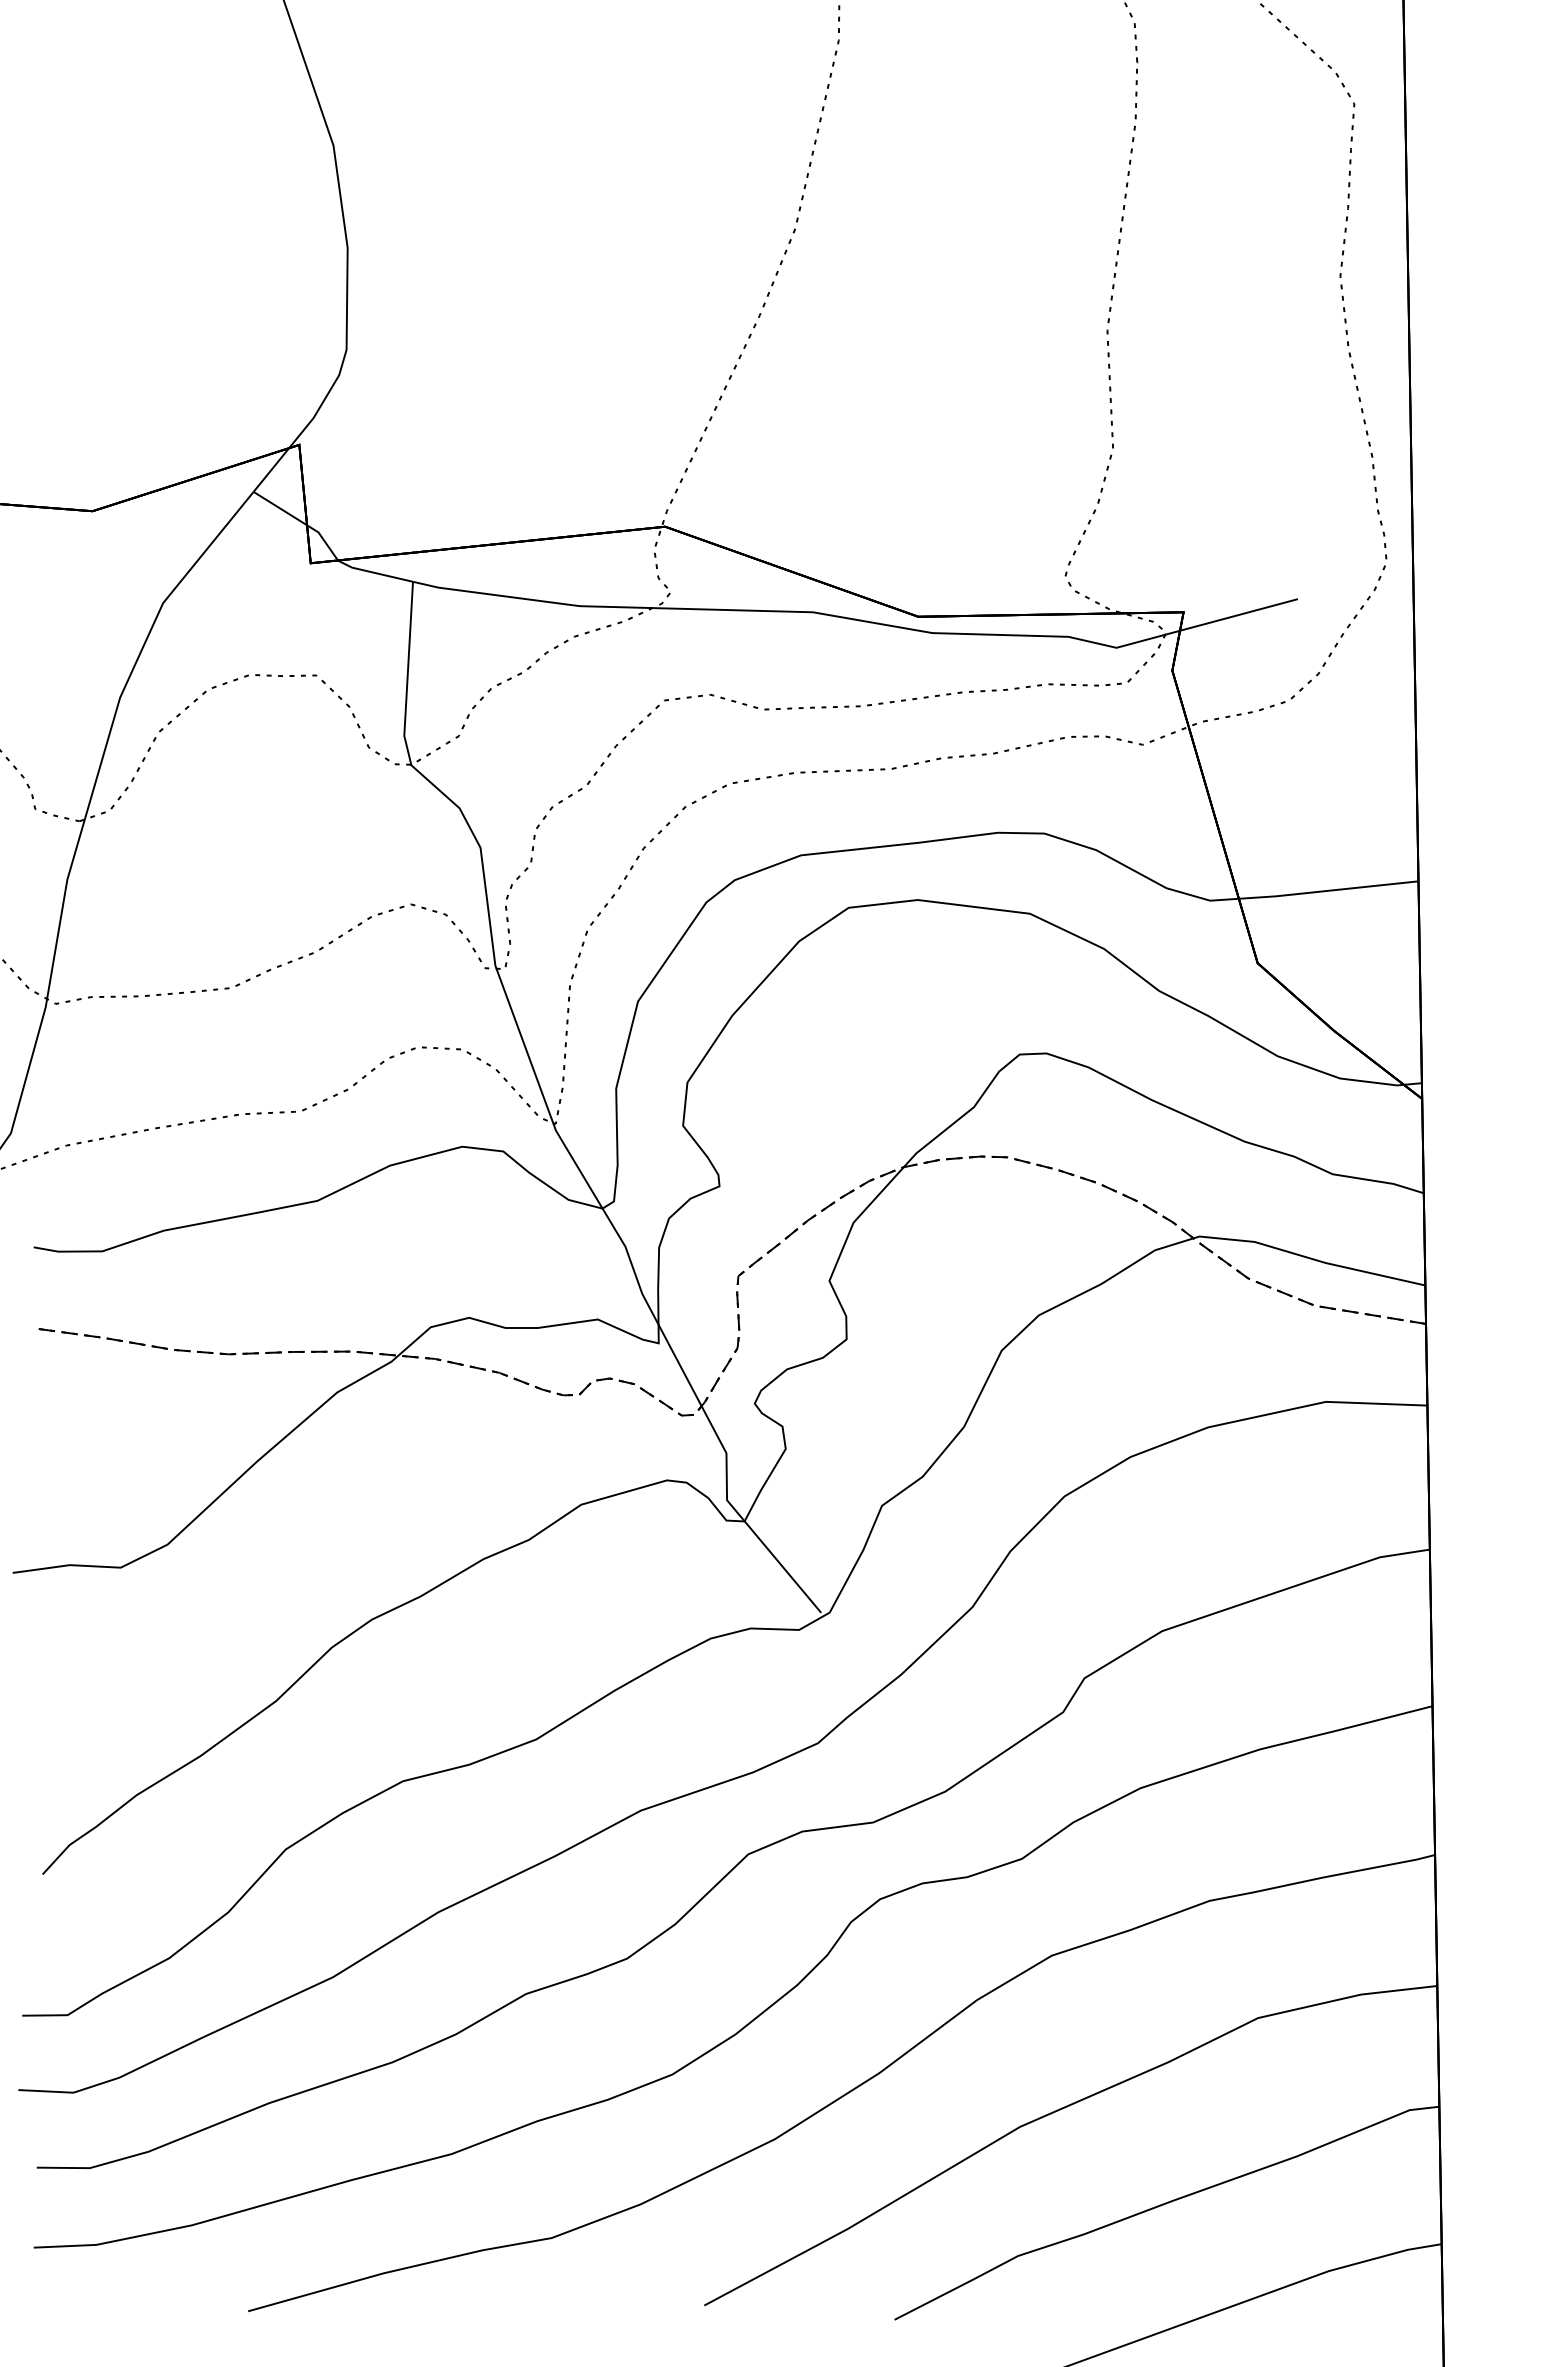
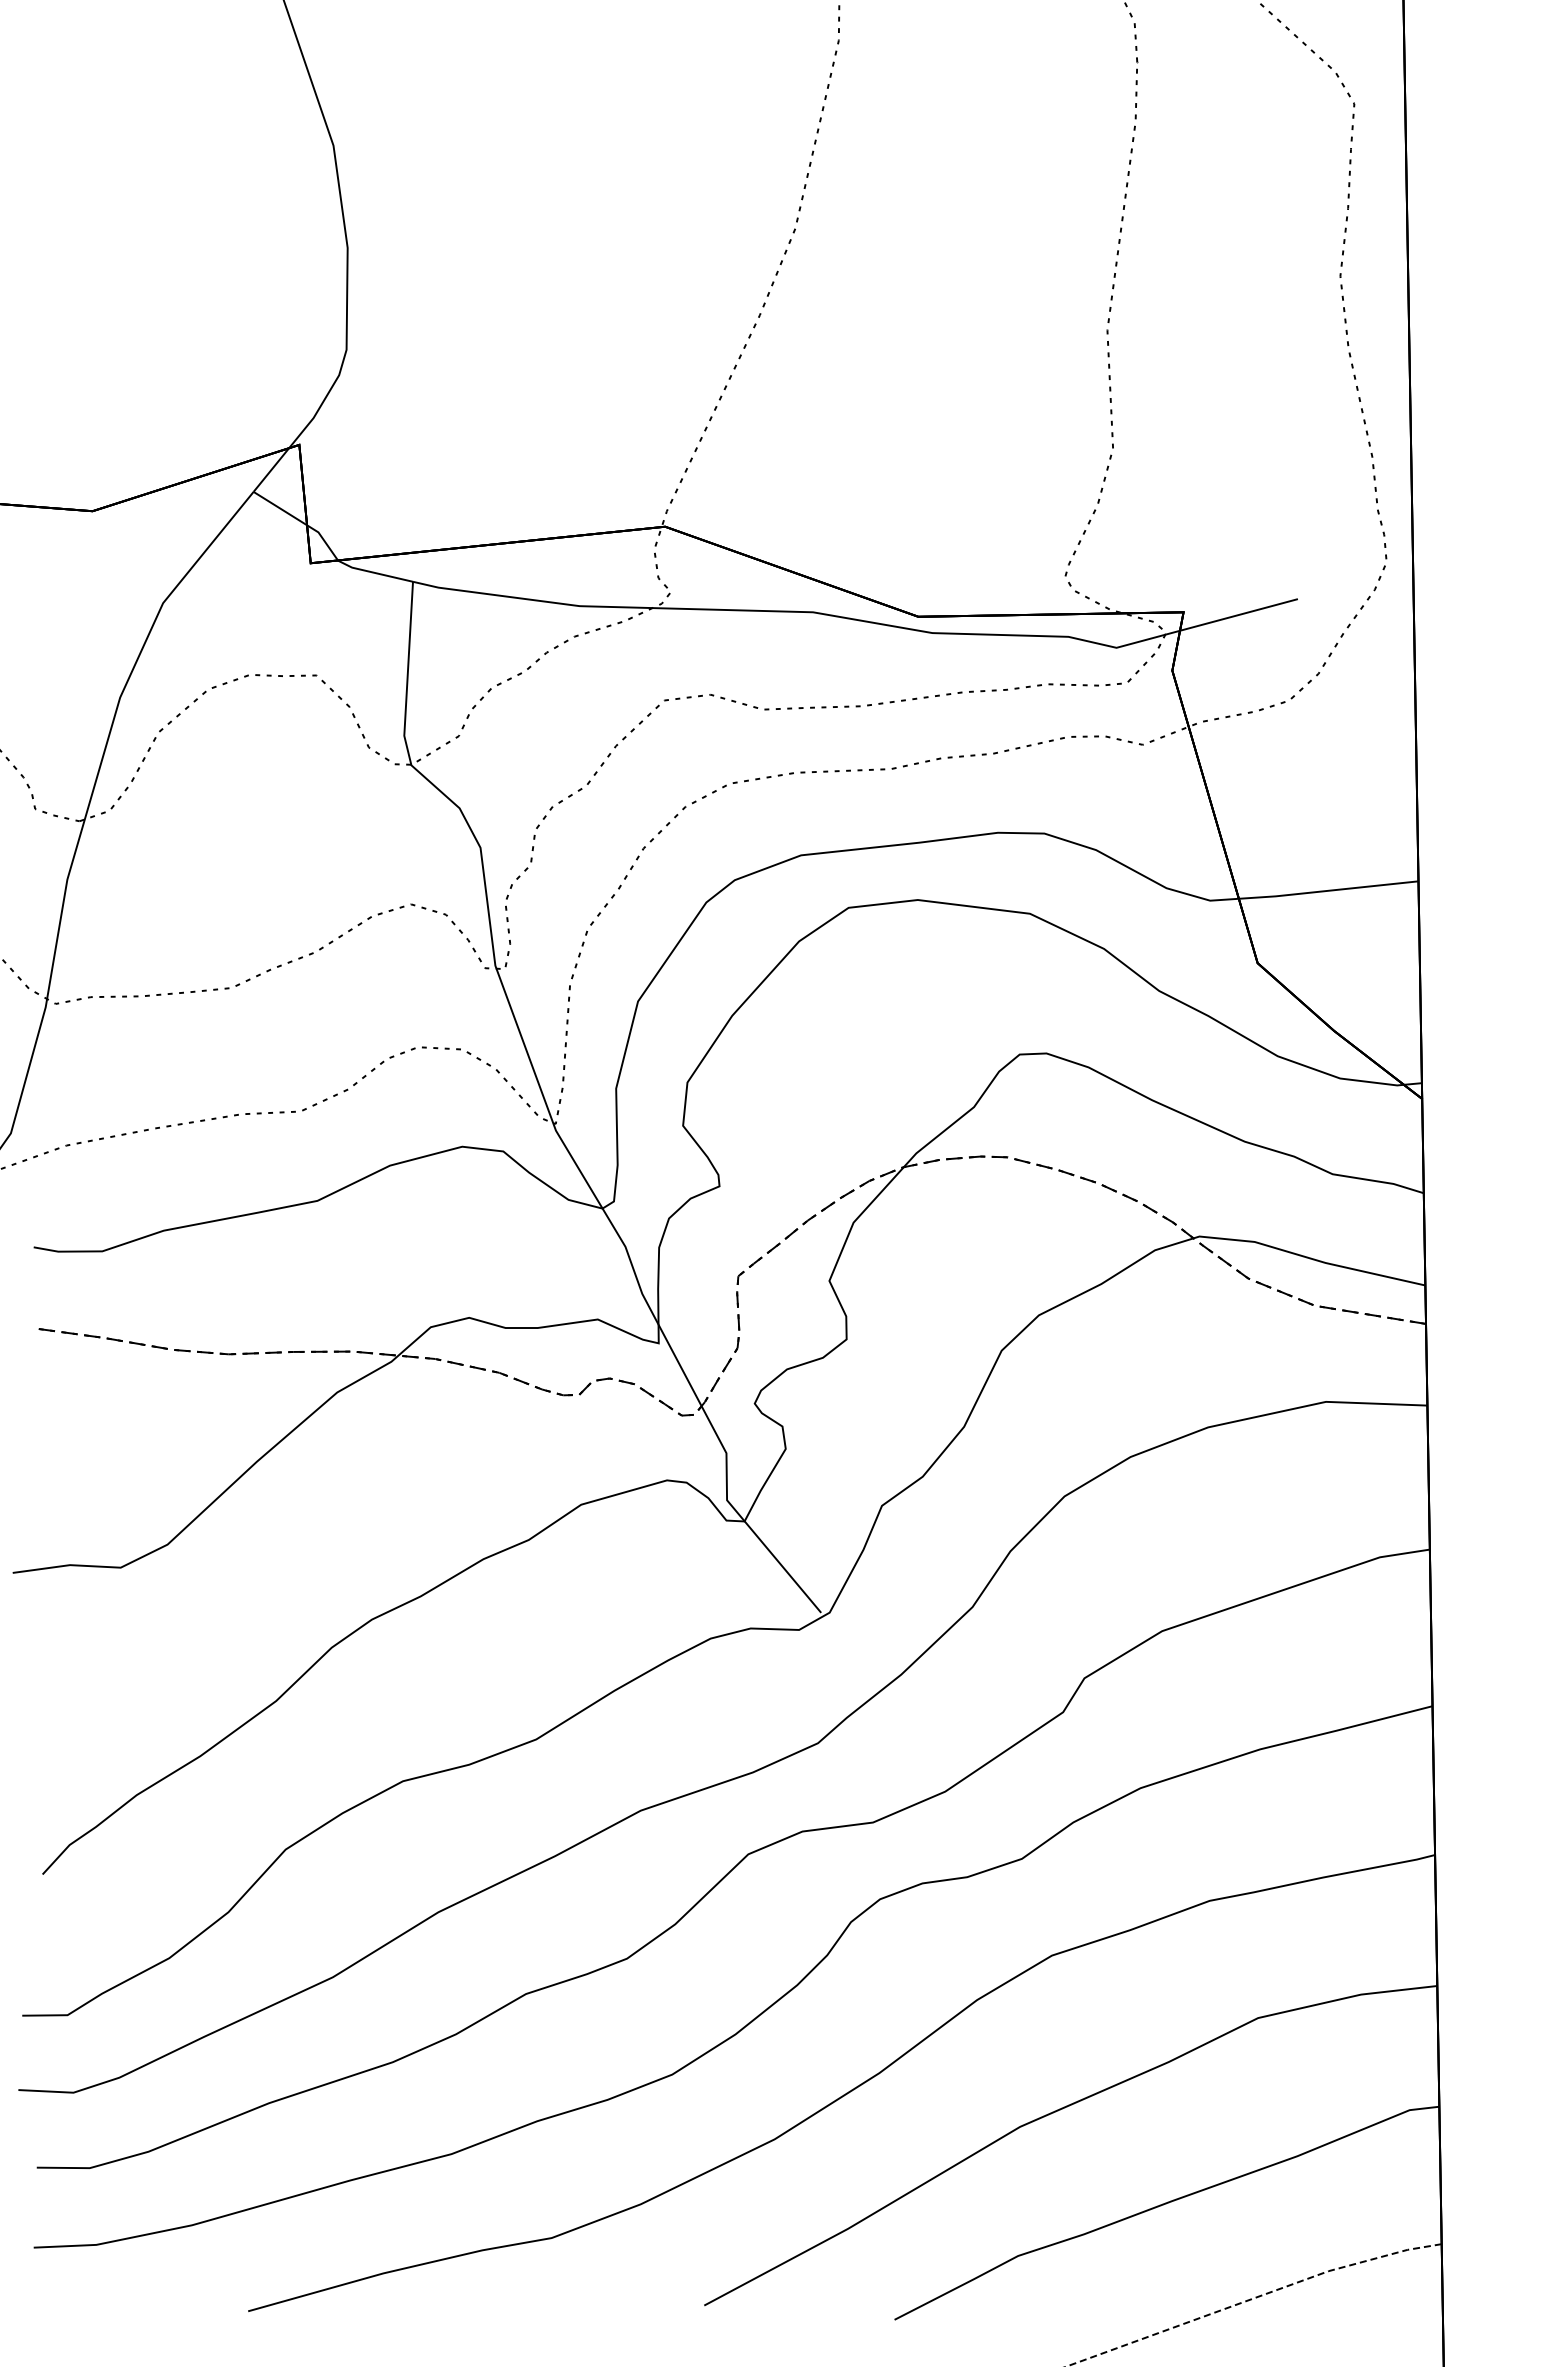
line: solid -> dashed (1252, 2298)
